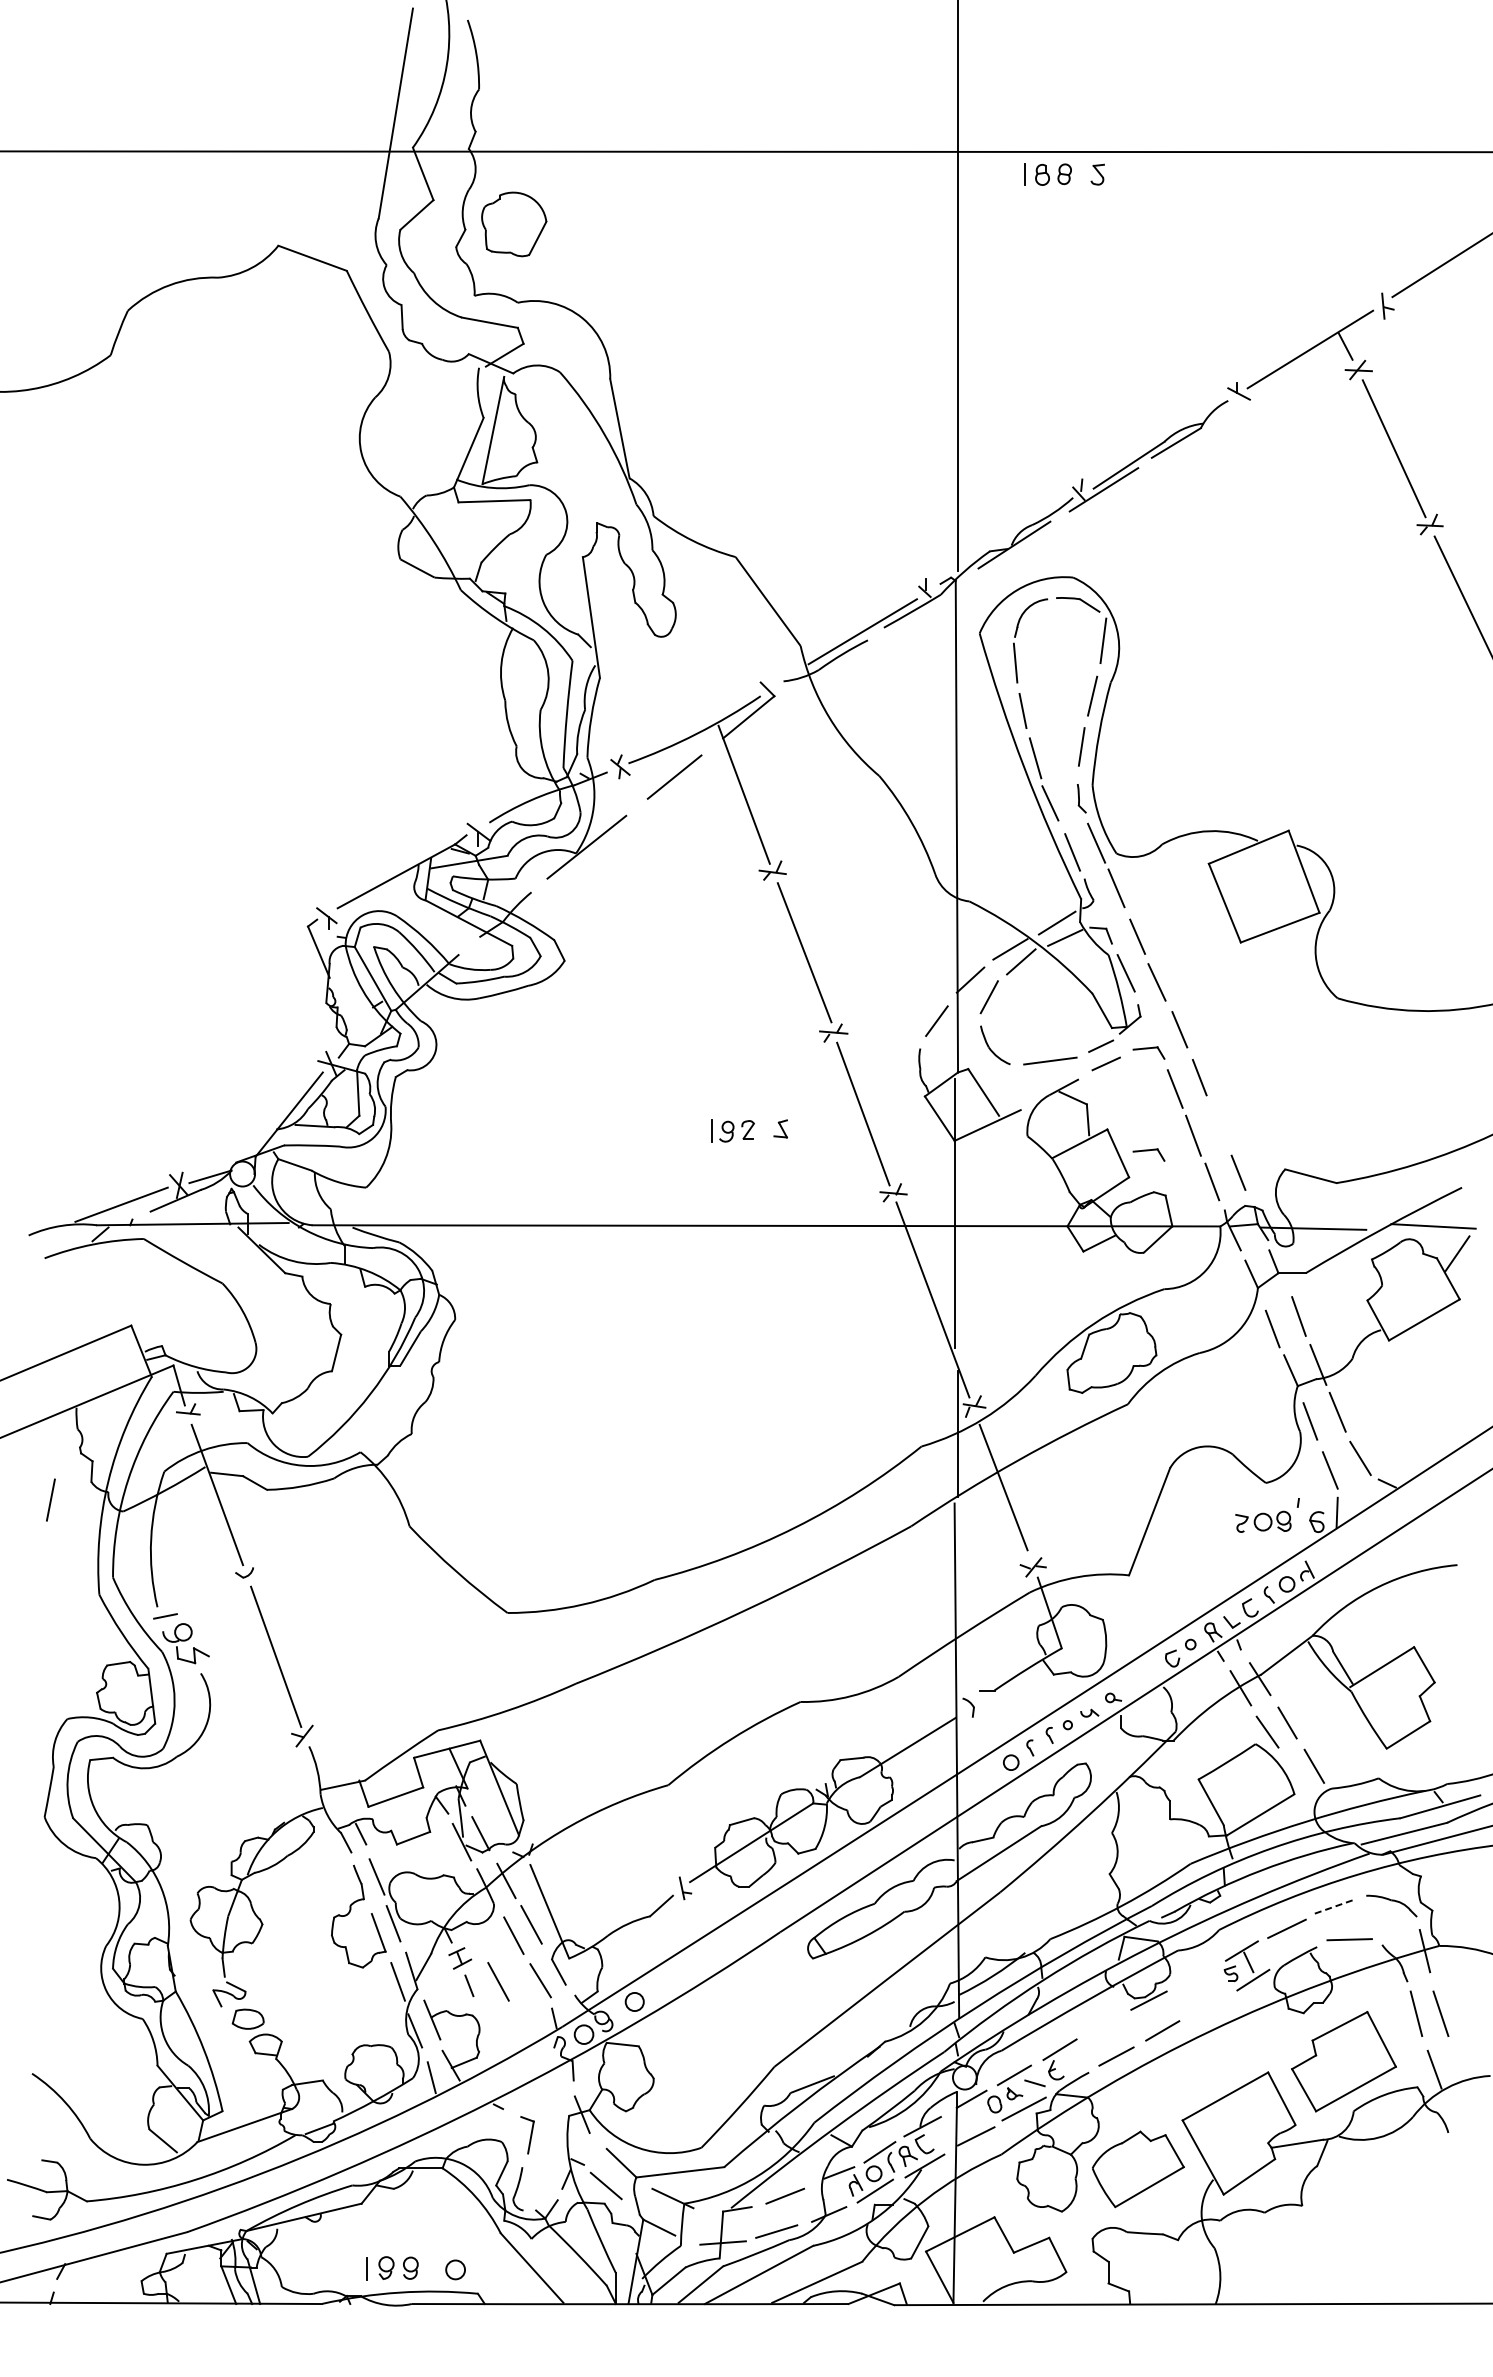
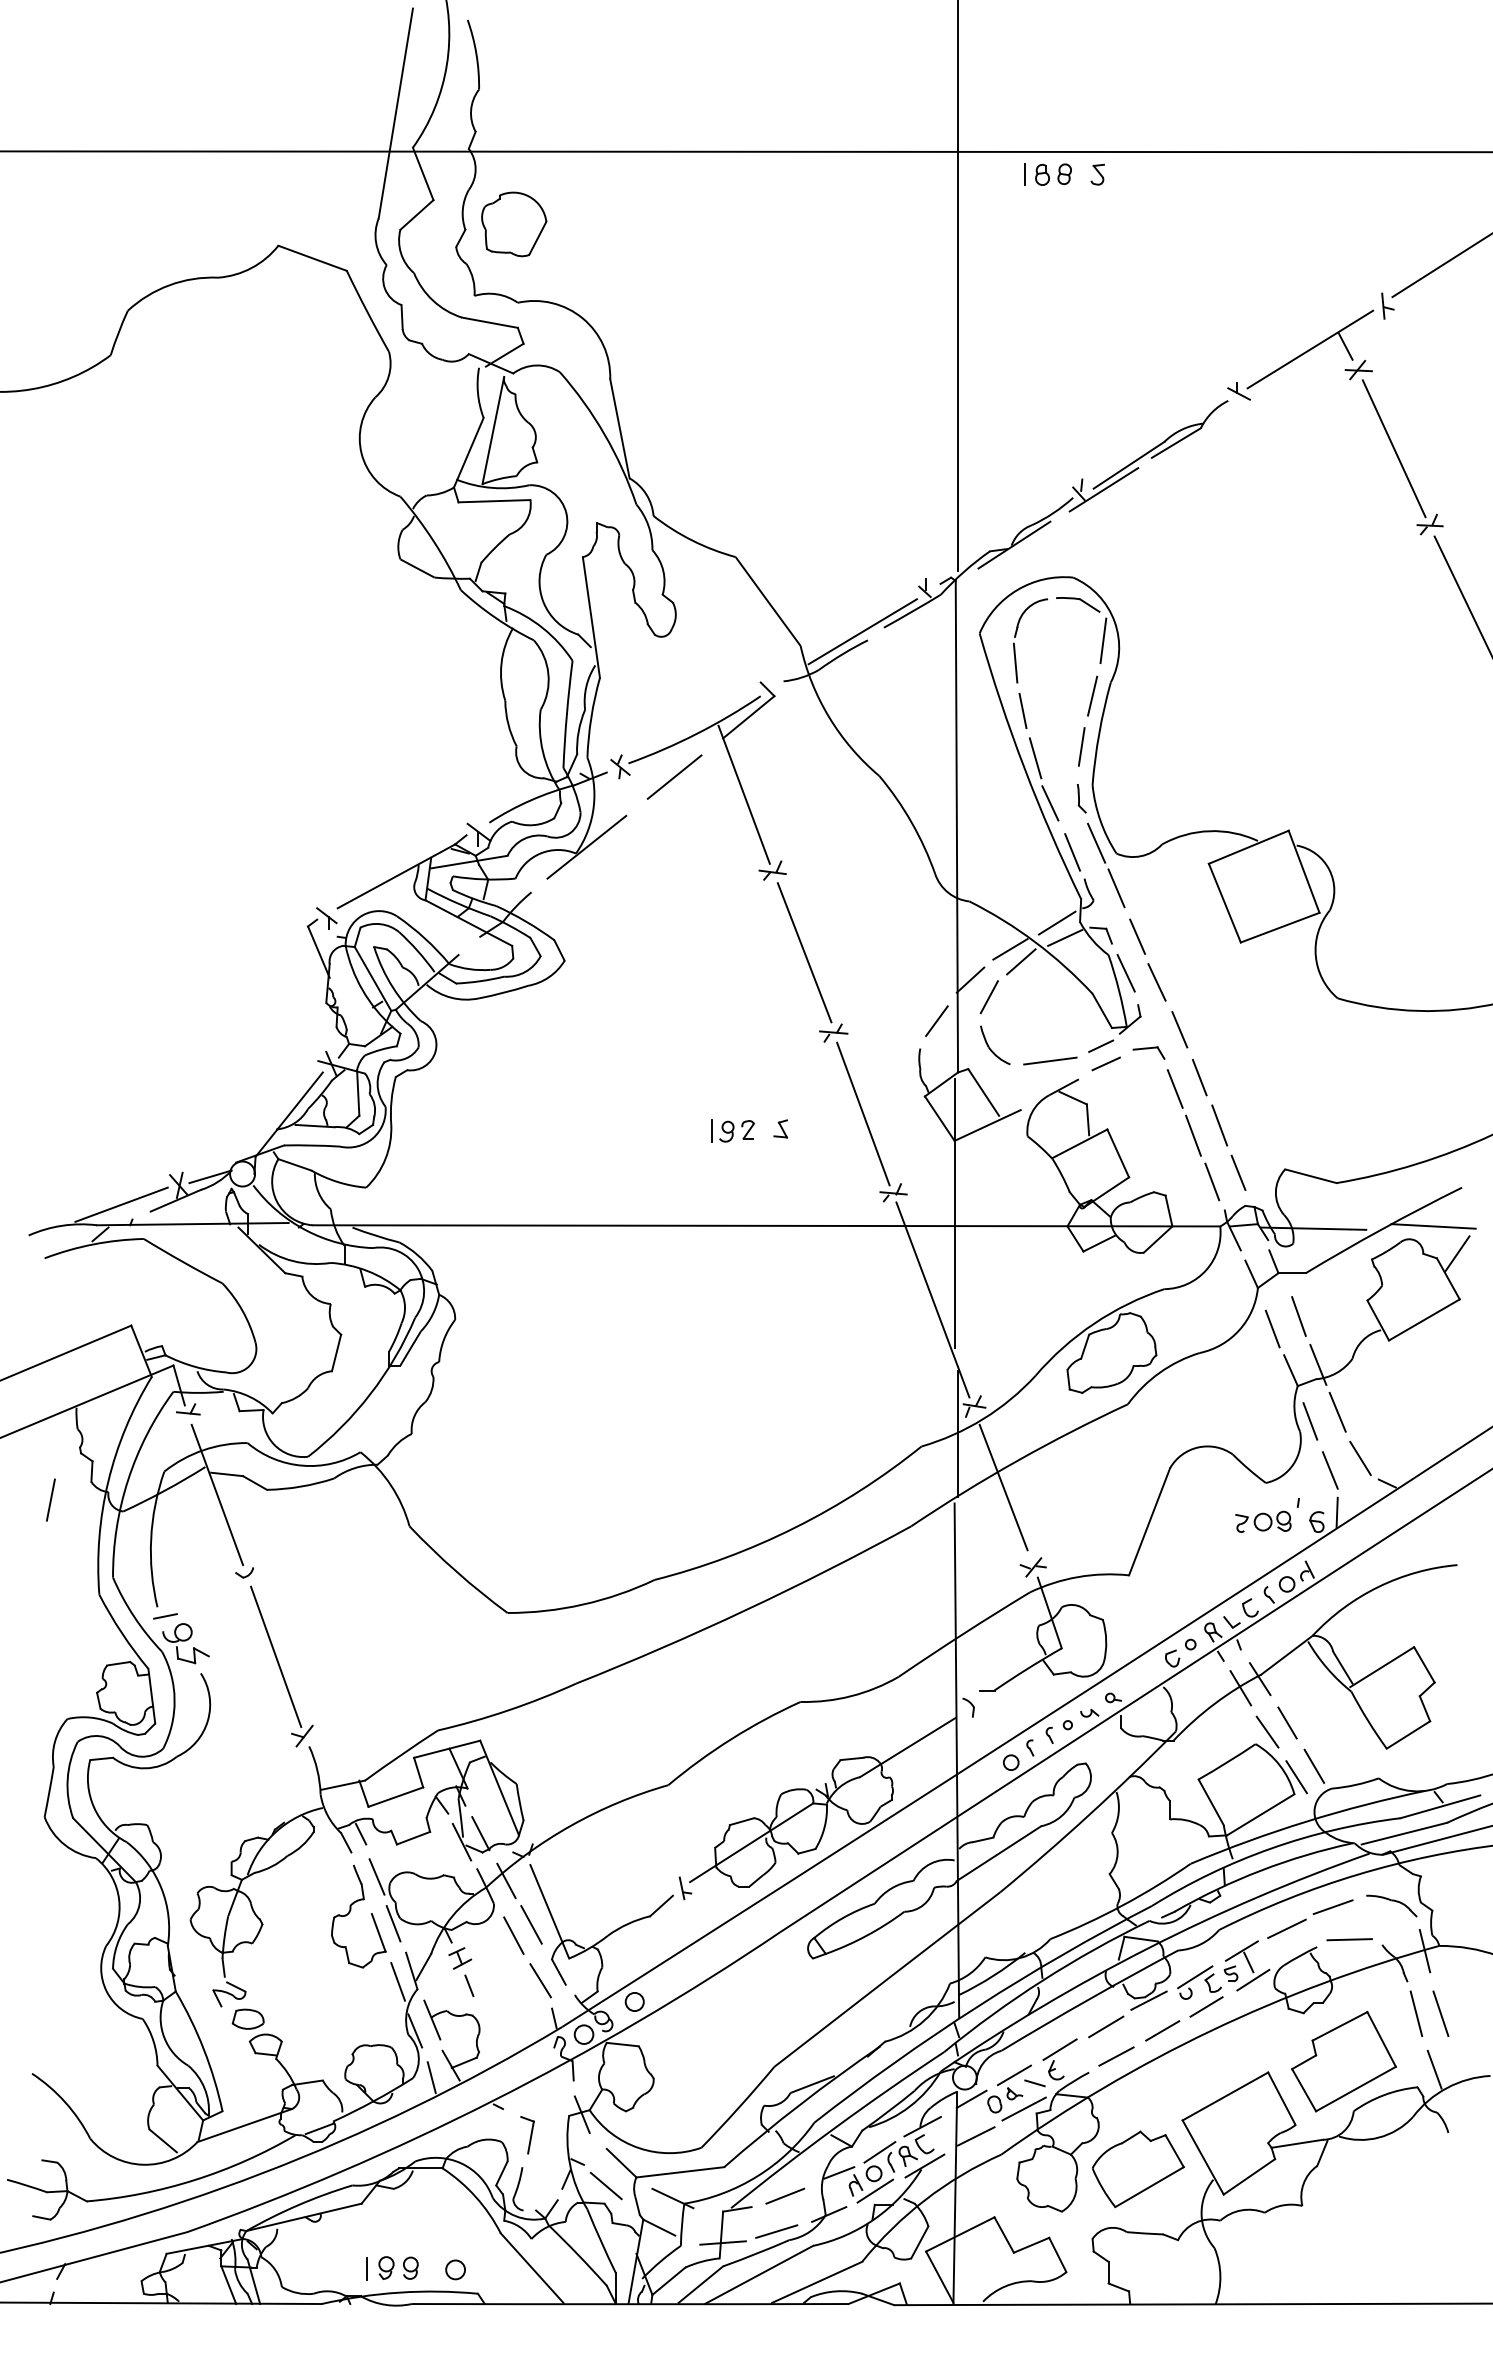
line: none -> present (1219, 1125)
part: present -> none (1148, 1154)
line: none -> present (1296, 1777)
line: dashed -> solid (1333, 1907)
line: present -> none (498, 1981)
part: none -> present (1192, 1991)
line: none -> present (1106, 2026)
